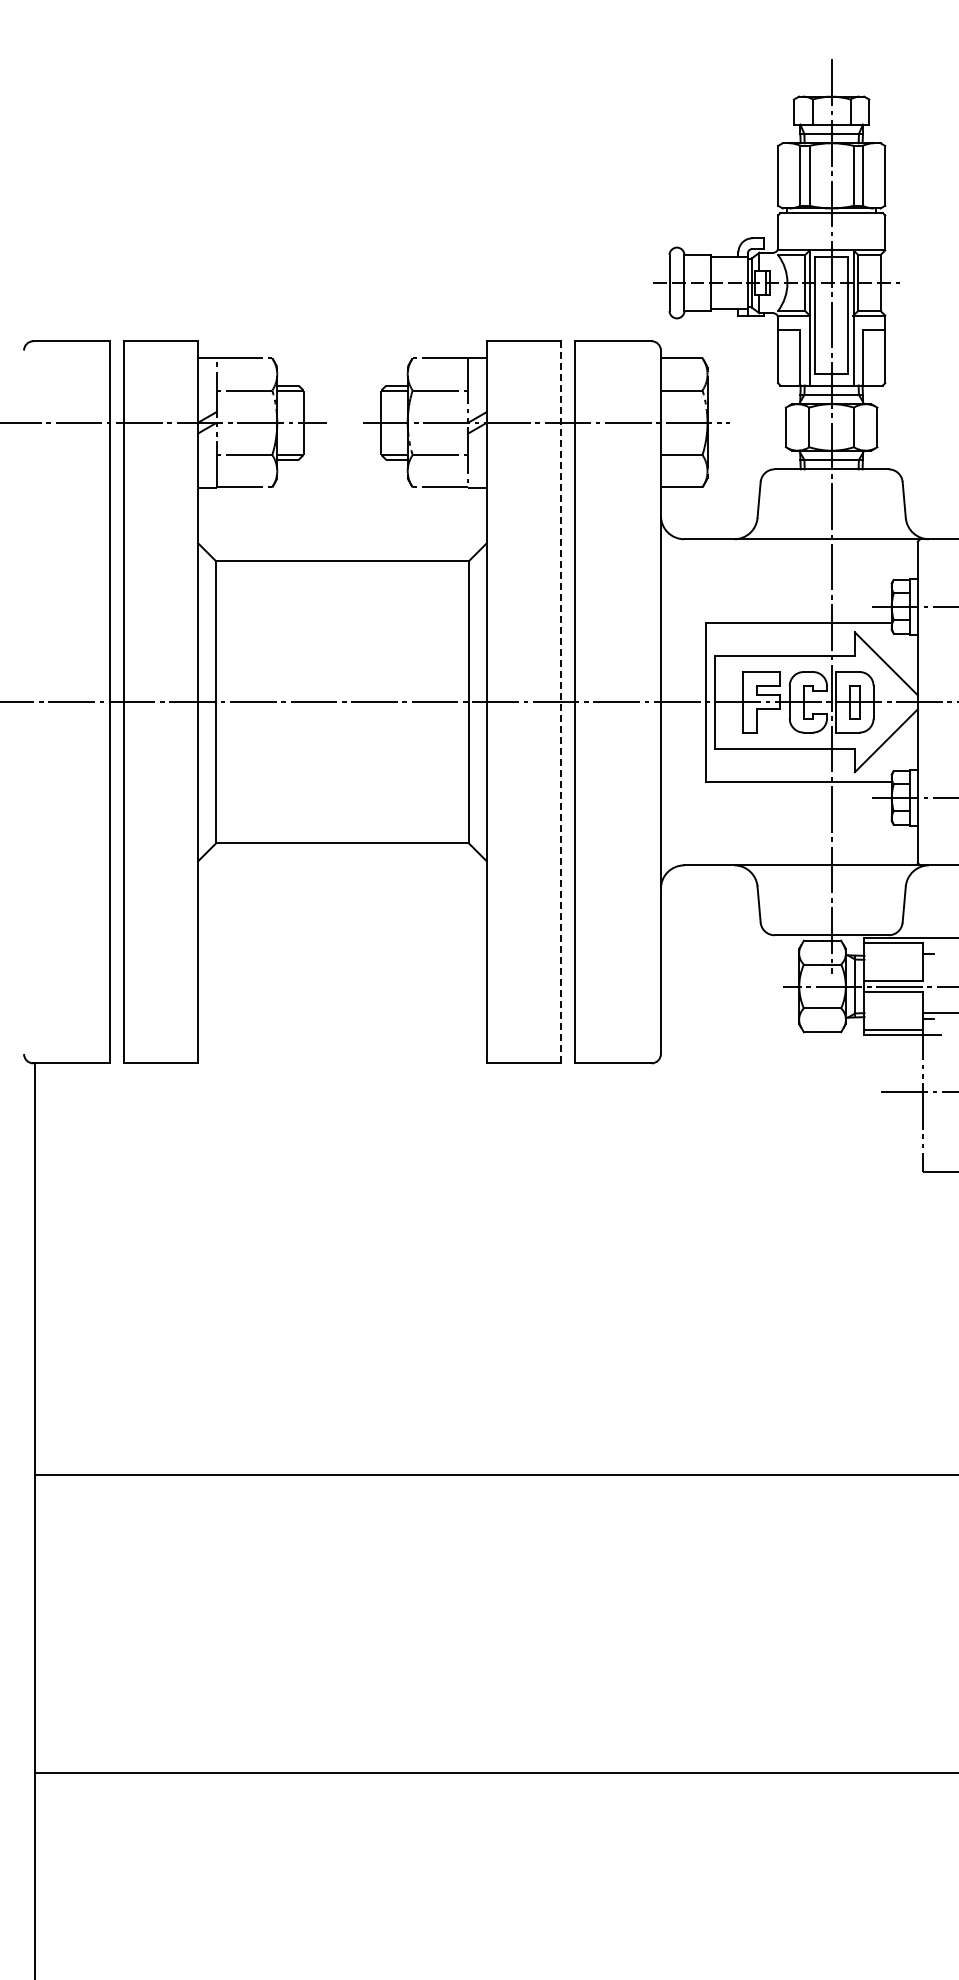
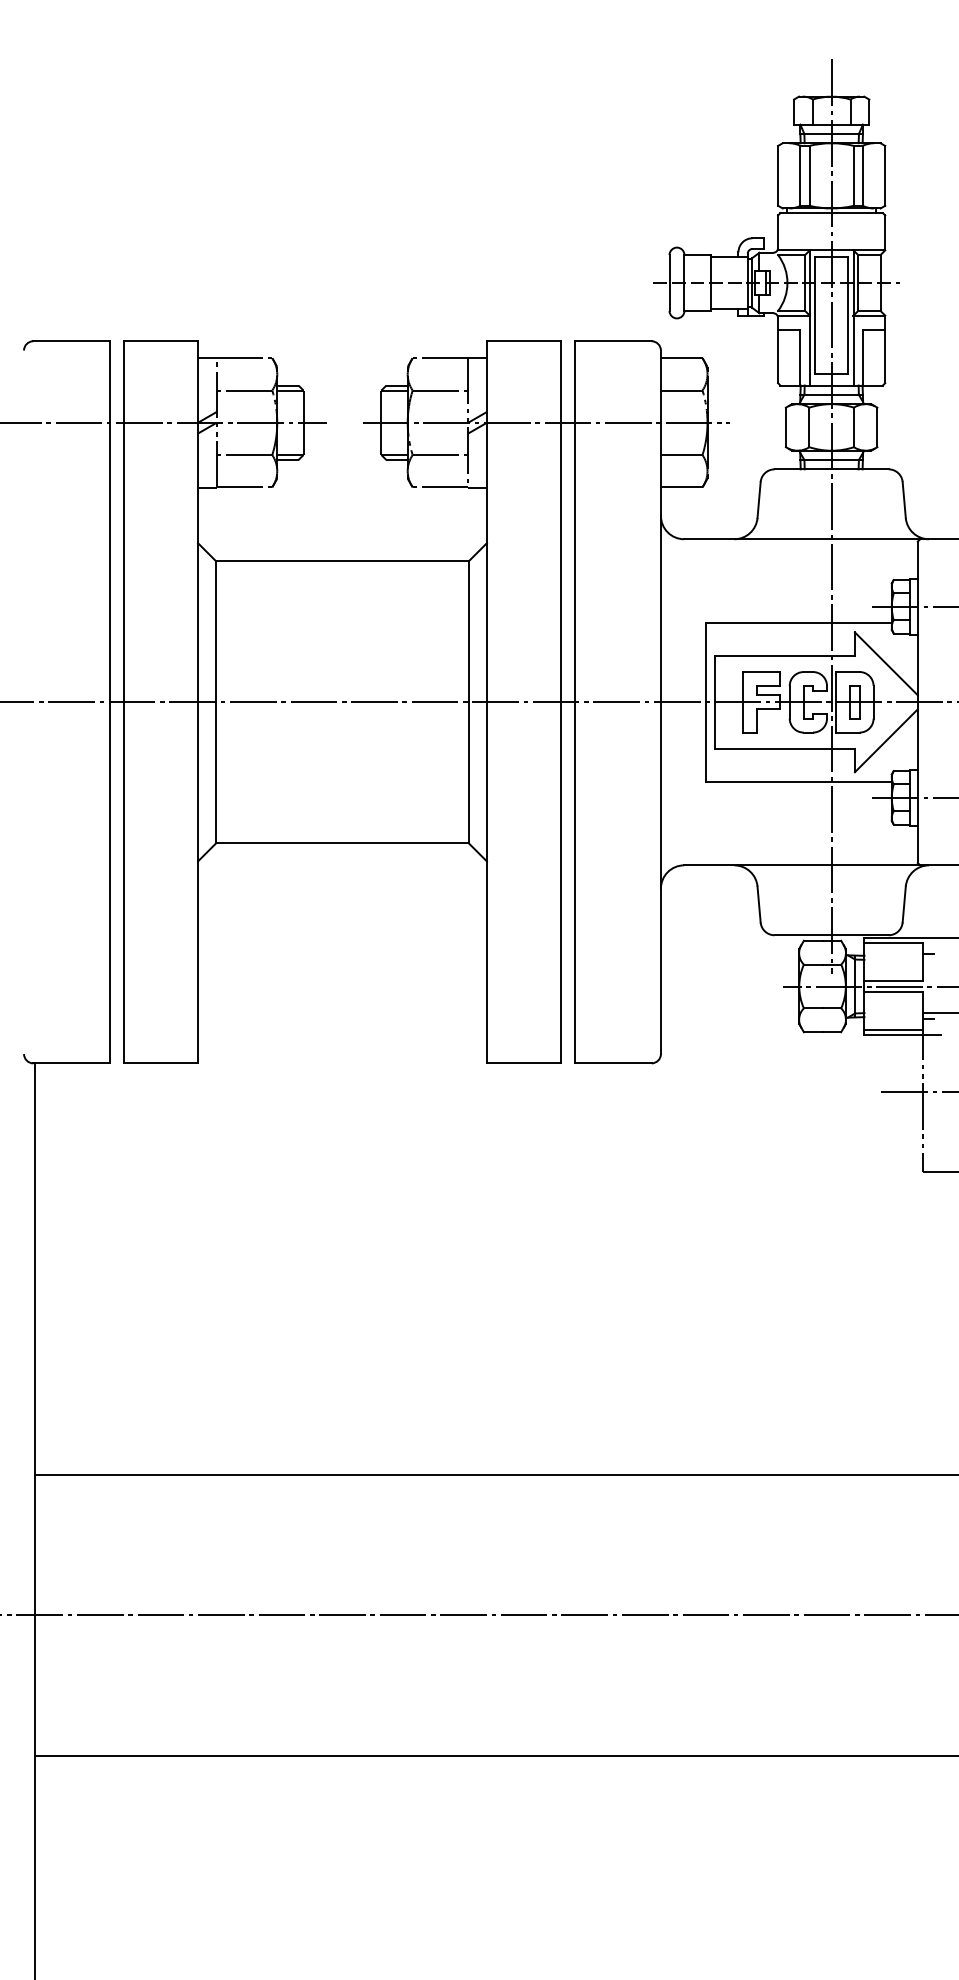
line: dashed -> solid (561, 701)
line: none -> present (478, 1615)
line position: (495, 1773) -> (495, 1756) (495, 1756)
